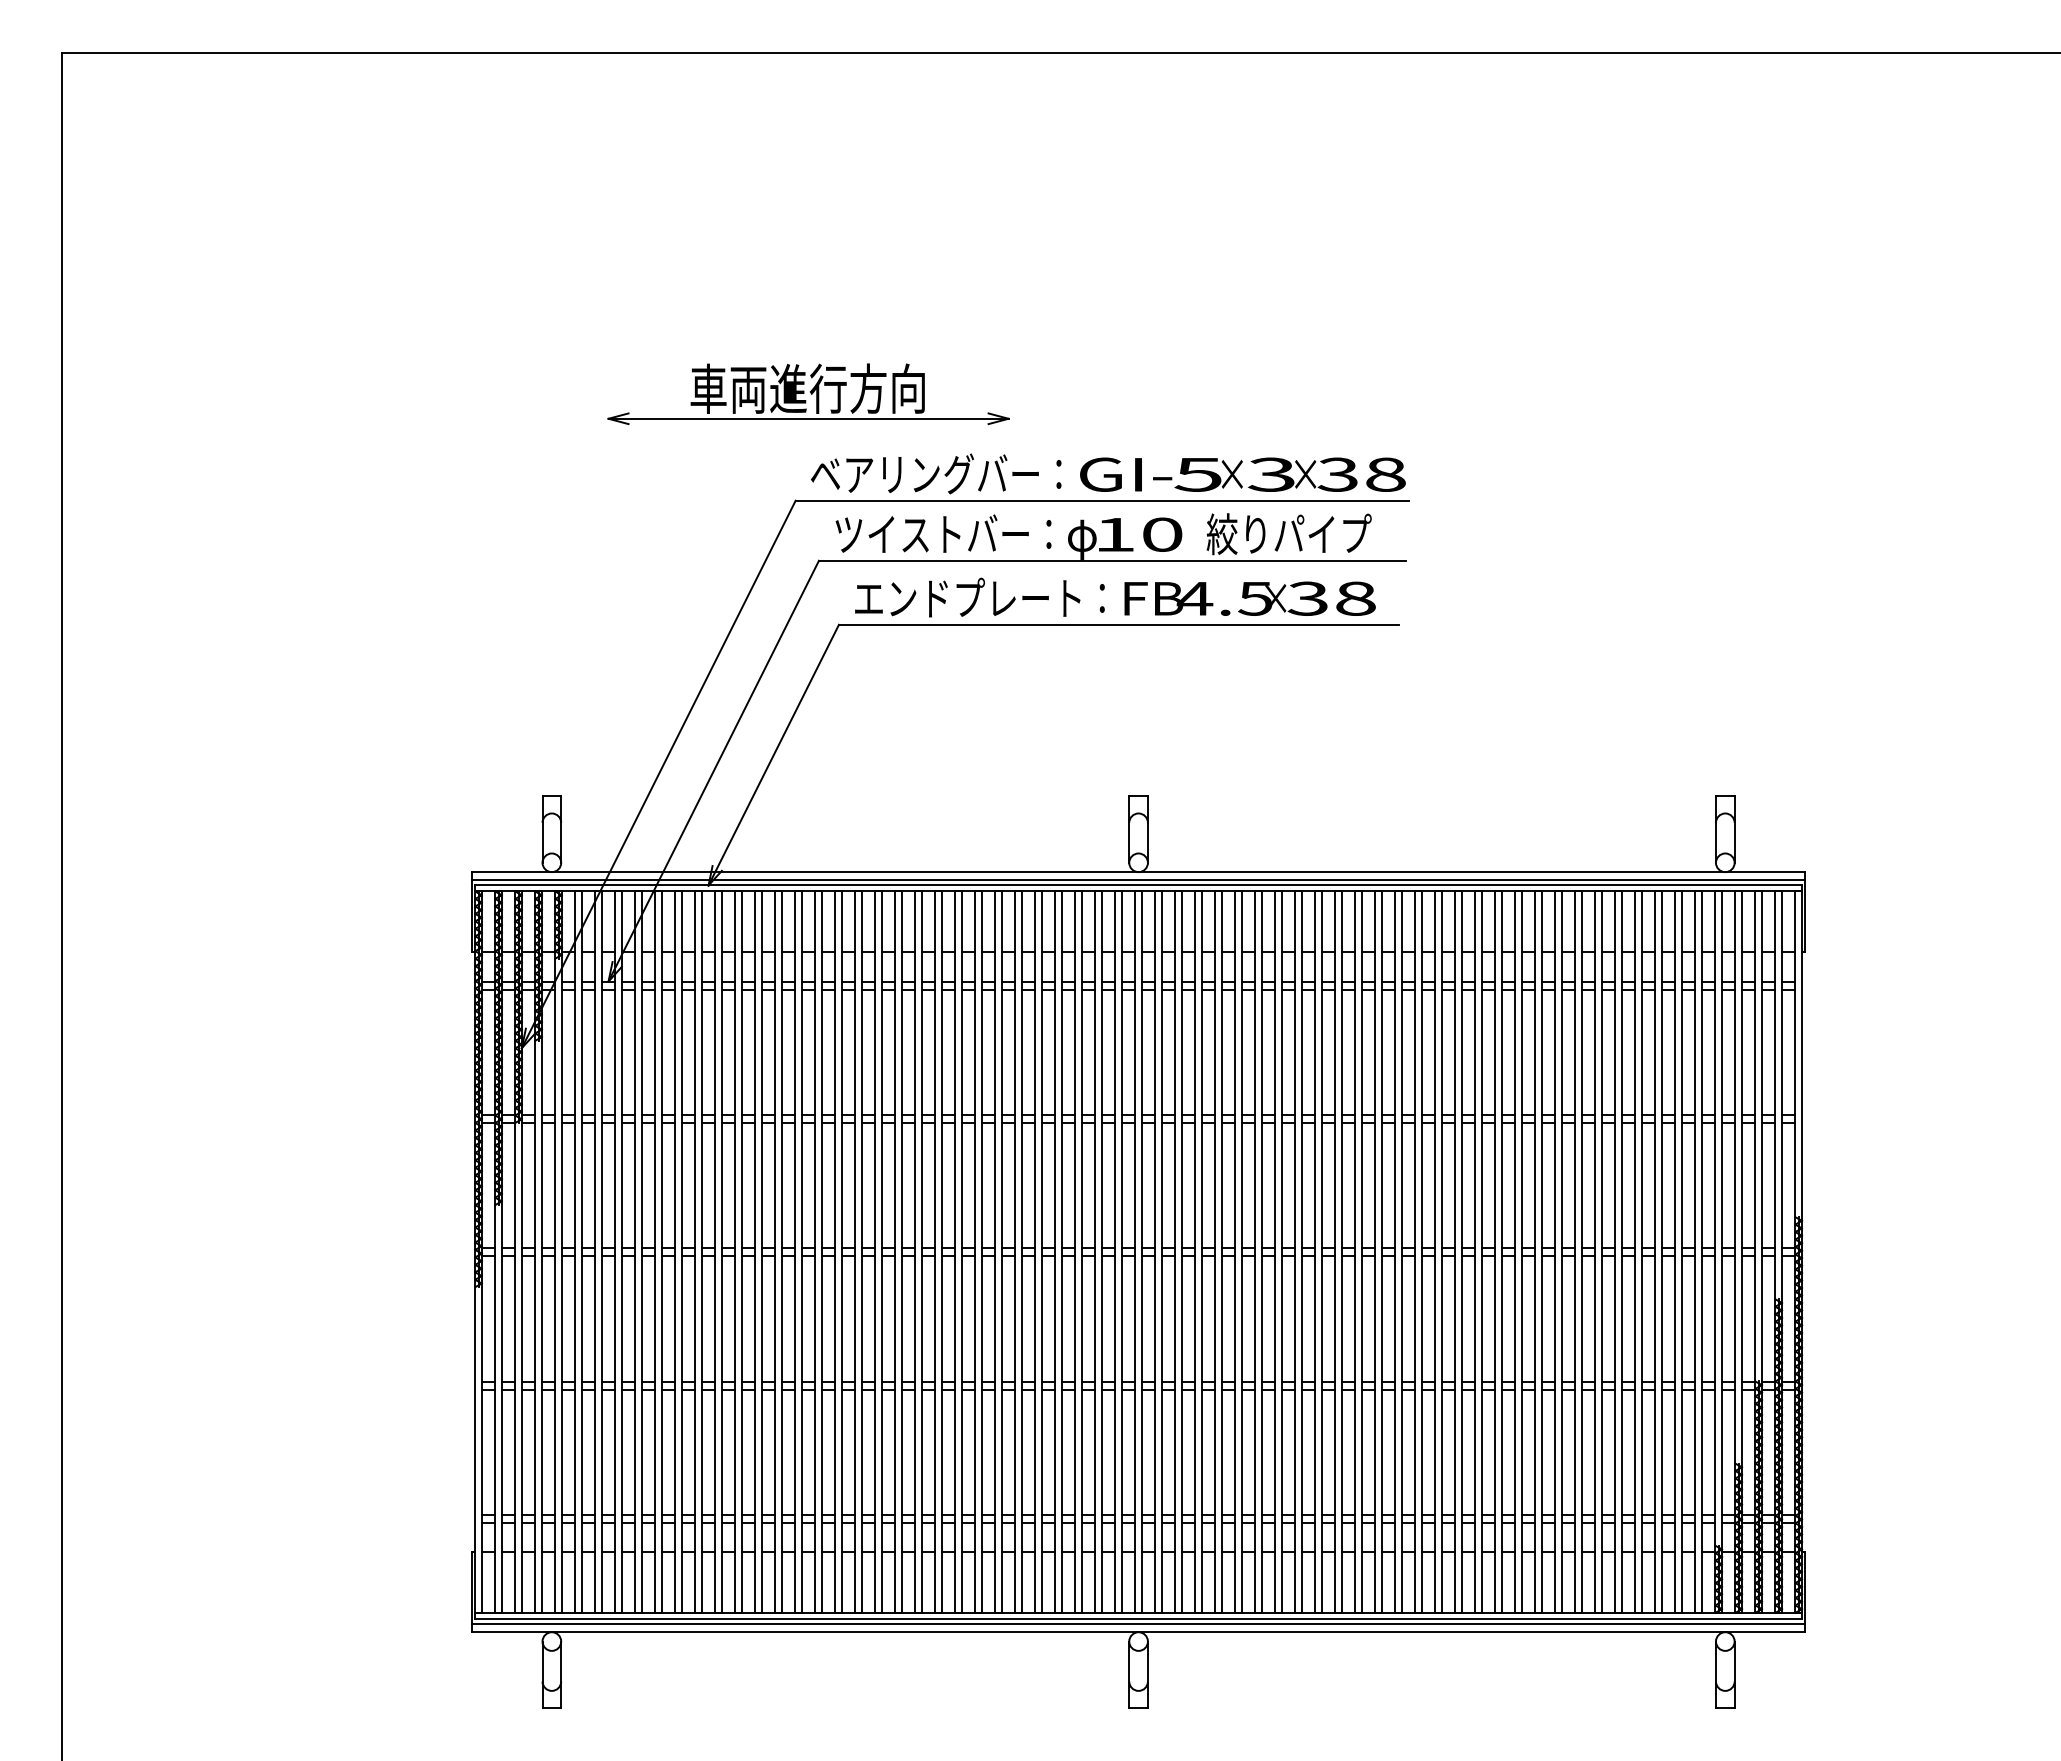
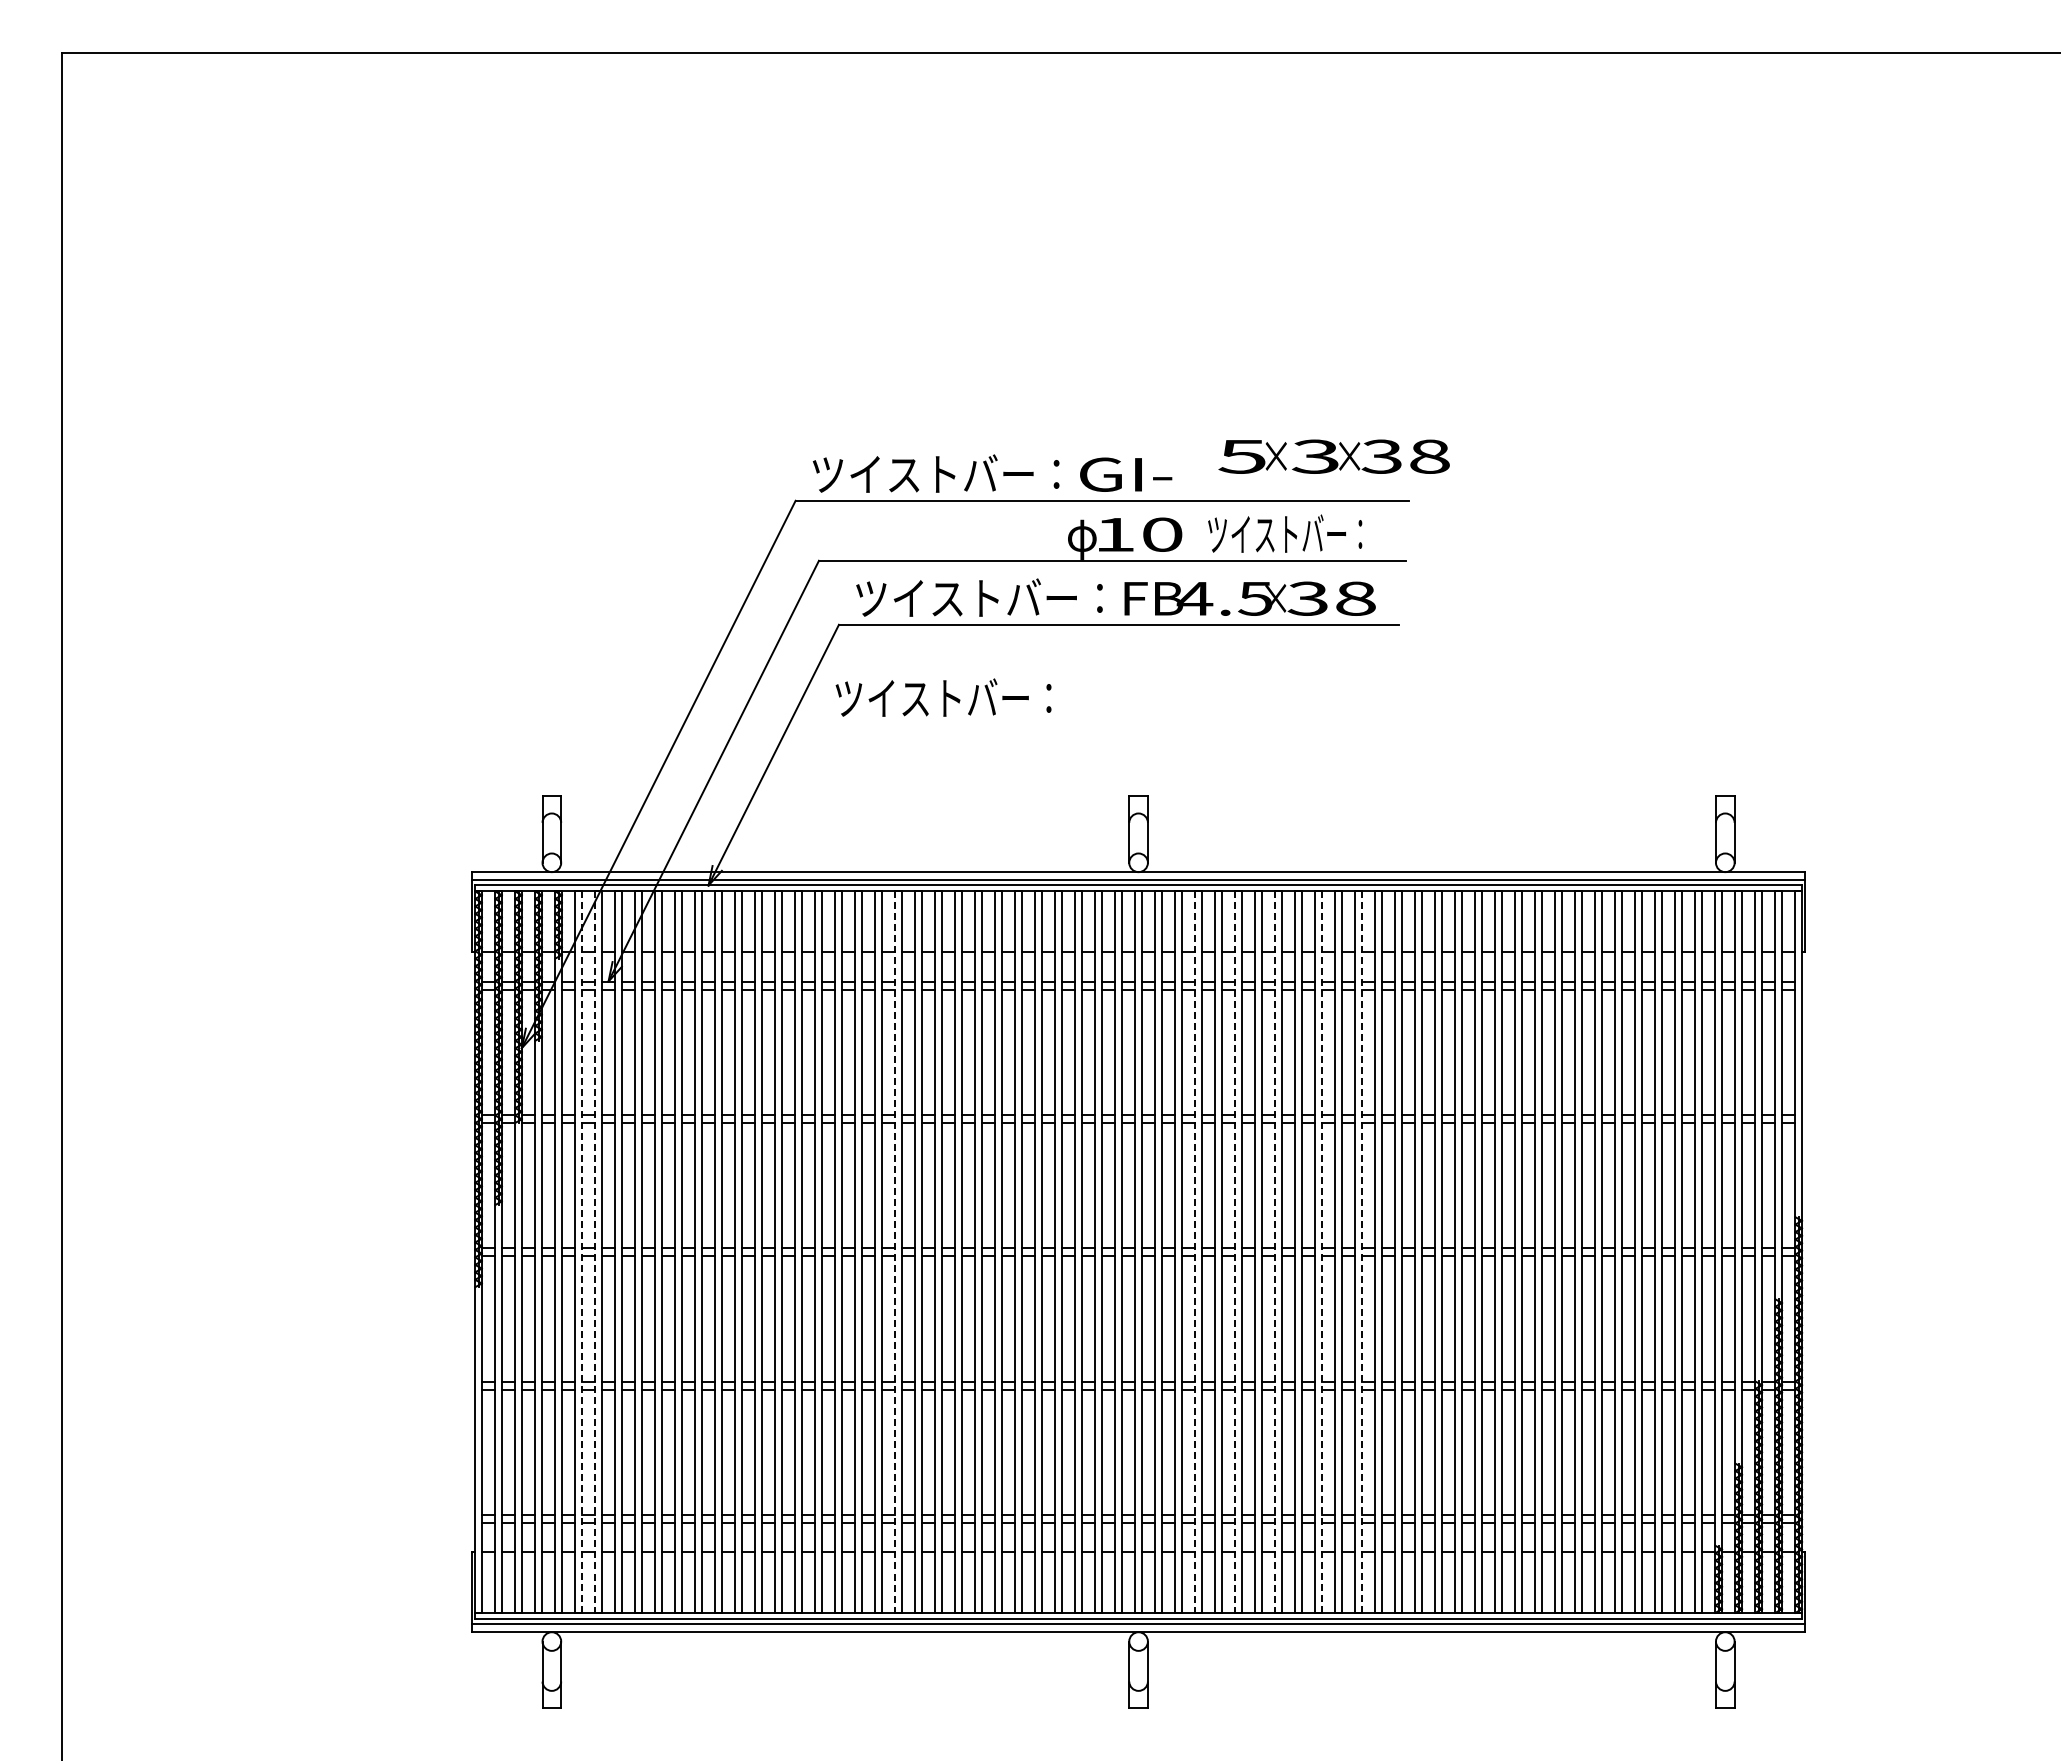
part: present -> none (808, 394)
text: ベアリングバー： -> ツイストバー： (936, 473)
text position: (1289, 474) -> (1333, 456) (1333, 456)
text position: (943, 533) -> (943, 697) (943, 697)
text: 絞りパイプ -> ツイストバー： (1288, 534)
text: エンドプレート： -> ツイストバー： (979, 597)
line: solid -> dashed (581, 1252)
line: solid -> dashed (595, 1252)
line: solid -> dashed (895, 1252)
line: solid -> dashed (1195, 1252)
line: solid -> dashed (1235, 1252)
line: solid -> dashed (1275, 1252)
line: solid -> dashed (1321, 1252)
line: solid -> dashed (1361, 1252)
